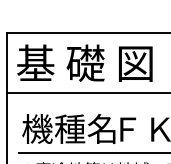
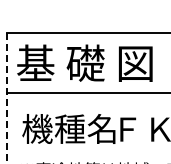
line: solid -> dashed (6, 99)
line: present -> none (92, 152)
